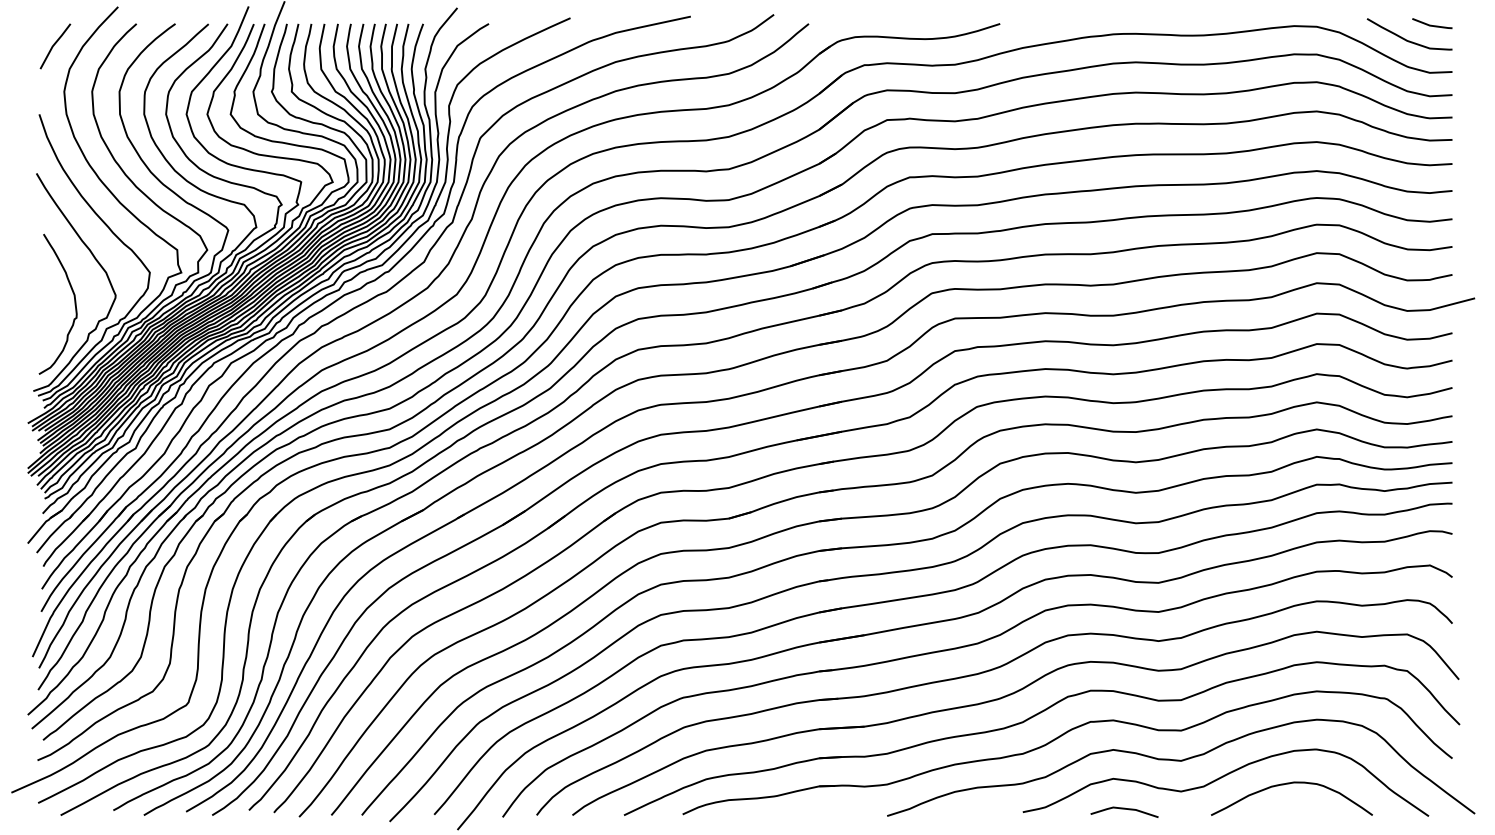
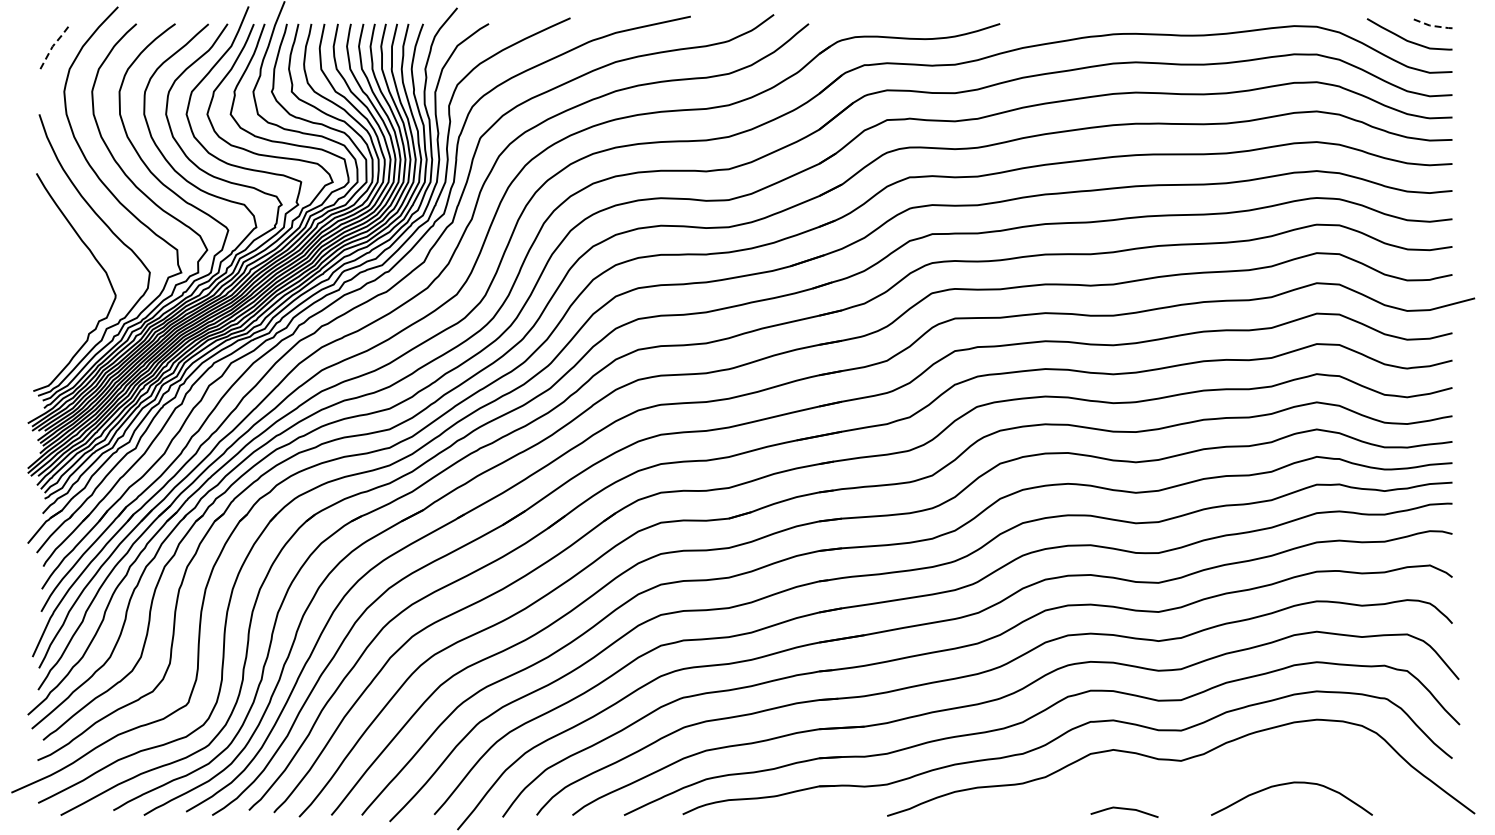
line: solid -> dashed (1431, 25)
line: solid -> dashed (53, 45)
curve: present -> none (74, 303)
curve: present -> none (1223, 777)
